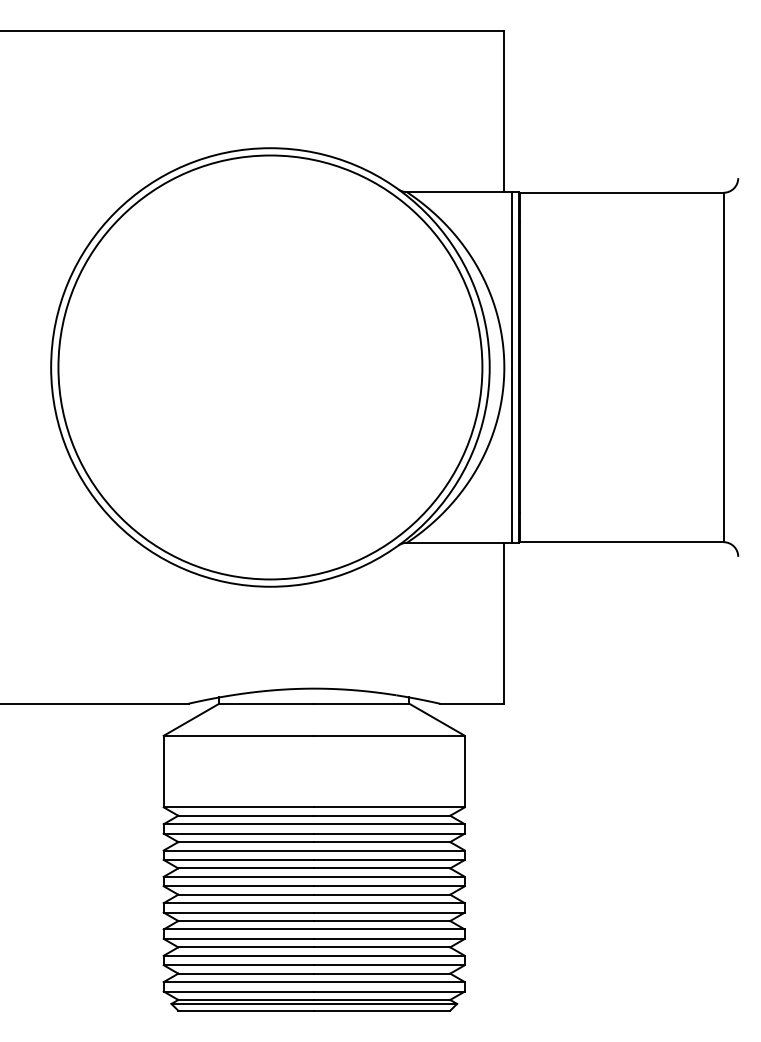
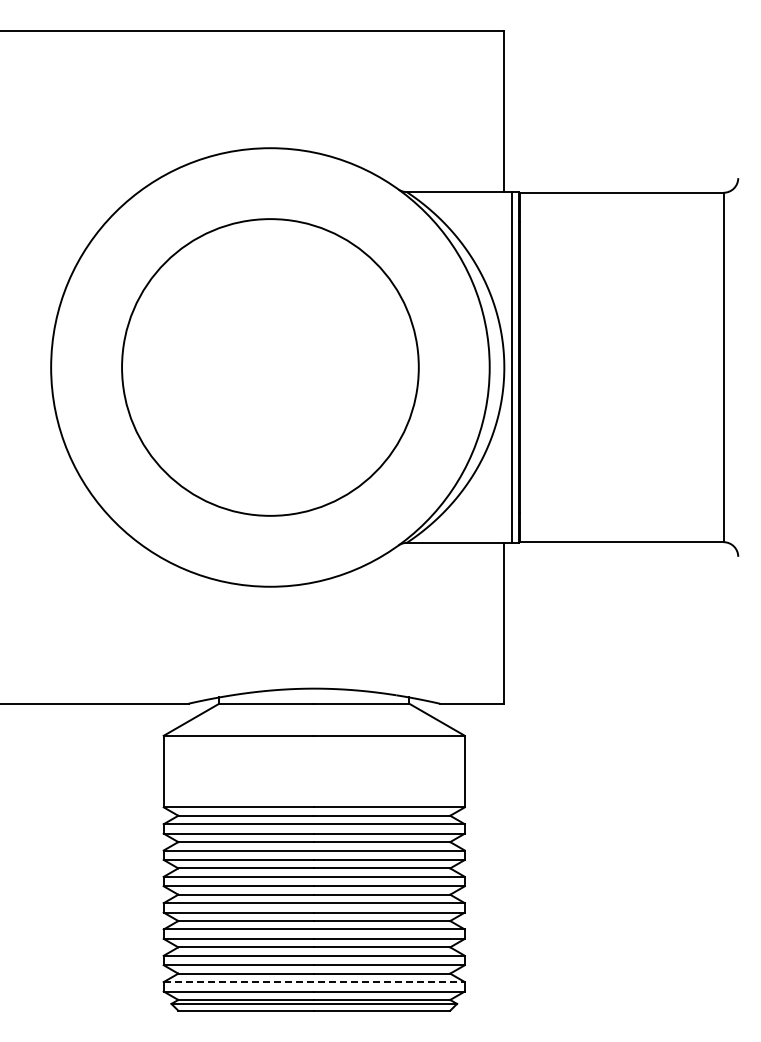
circle diameter: 424 px -> 297 px (270, 367)
line: solid -> dashed (314, 982)
